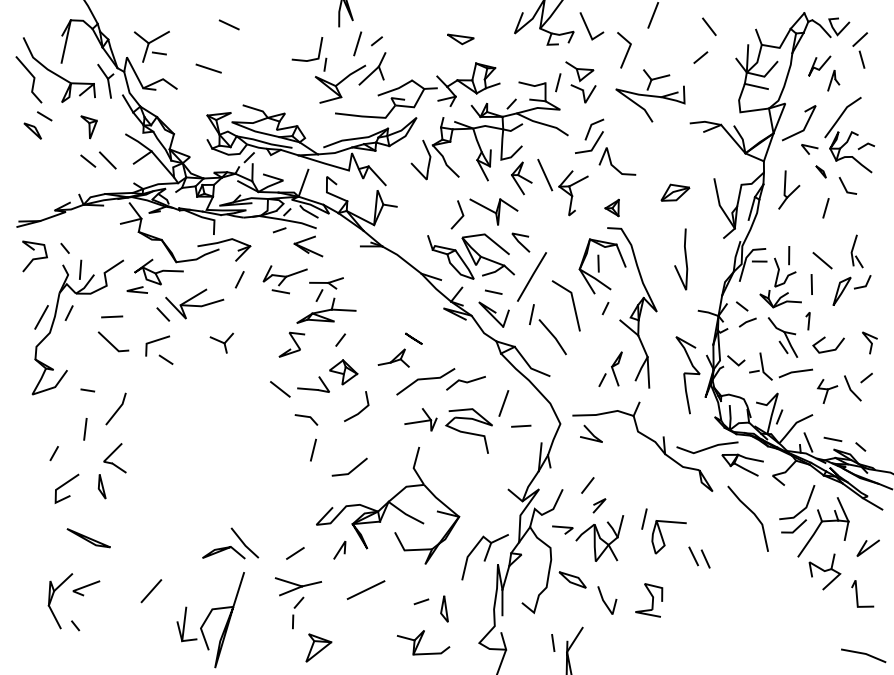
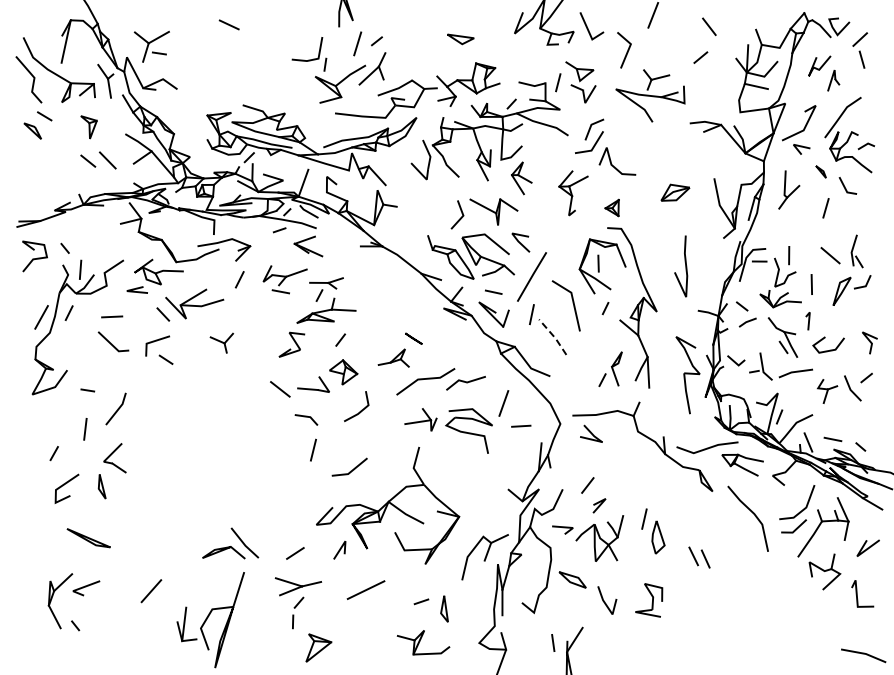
line: present -> none (208, 68)
line position: (809, 147) -> (801, 147) (801, 147)
line: present -> none (545, 174)
line position: (685, 259) -> (685, 266) (685, 266)
line position: (822, 260) -> (830, 255) (830, 255)
line: solid -> dashed (553, 336)
line: present -> none (670, 521)
